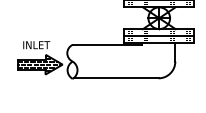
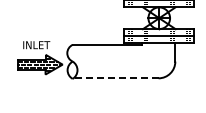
line: solid -> dashed (116, 78)
